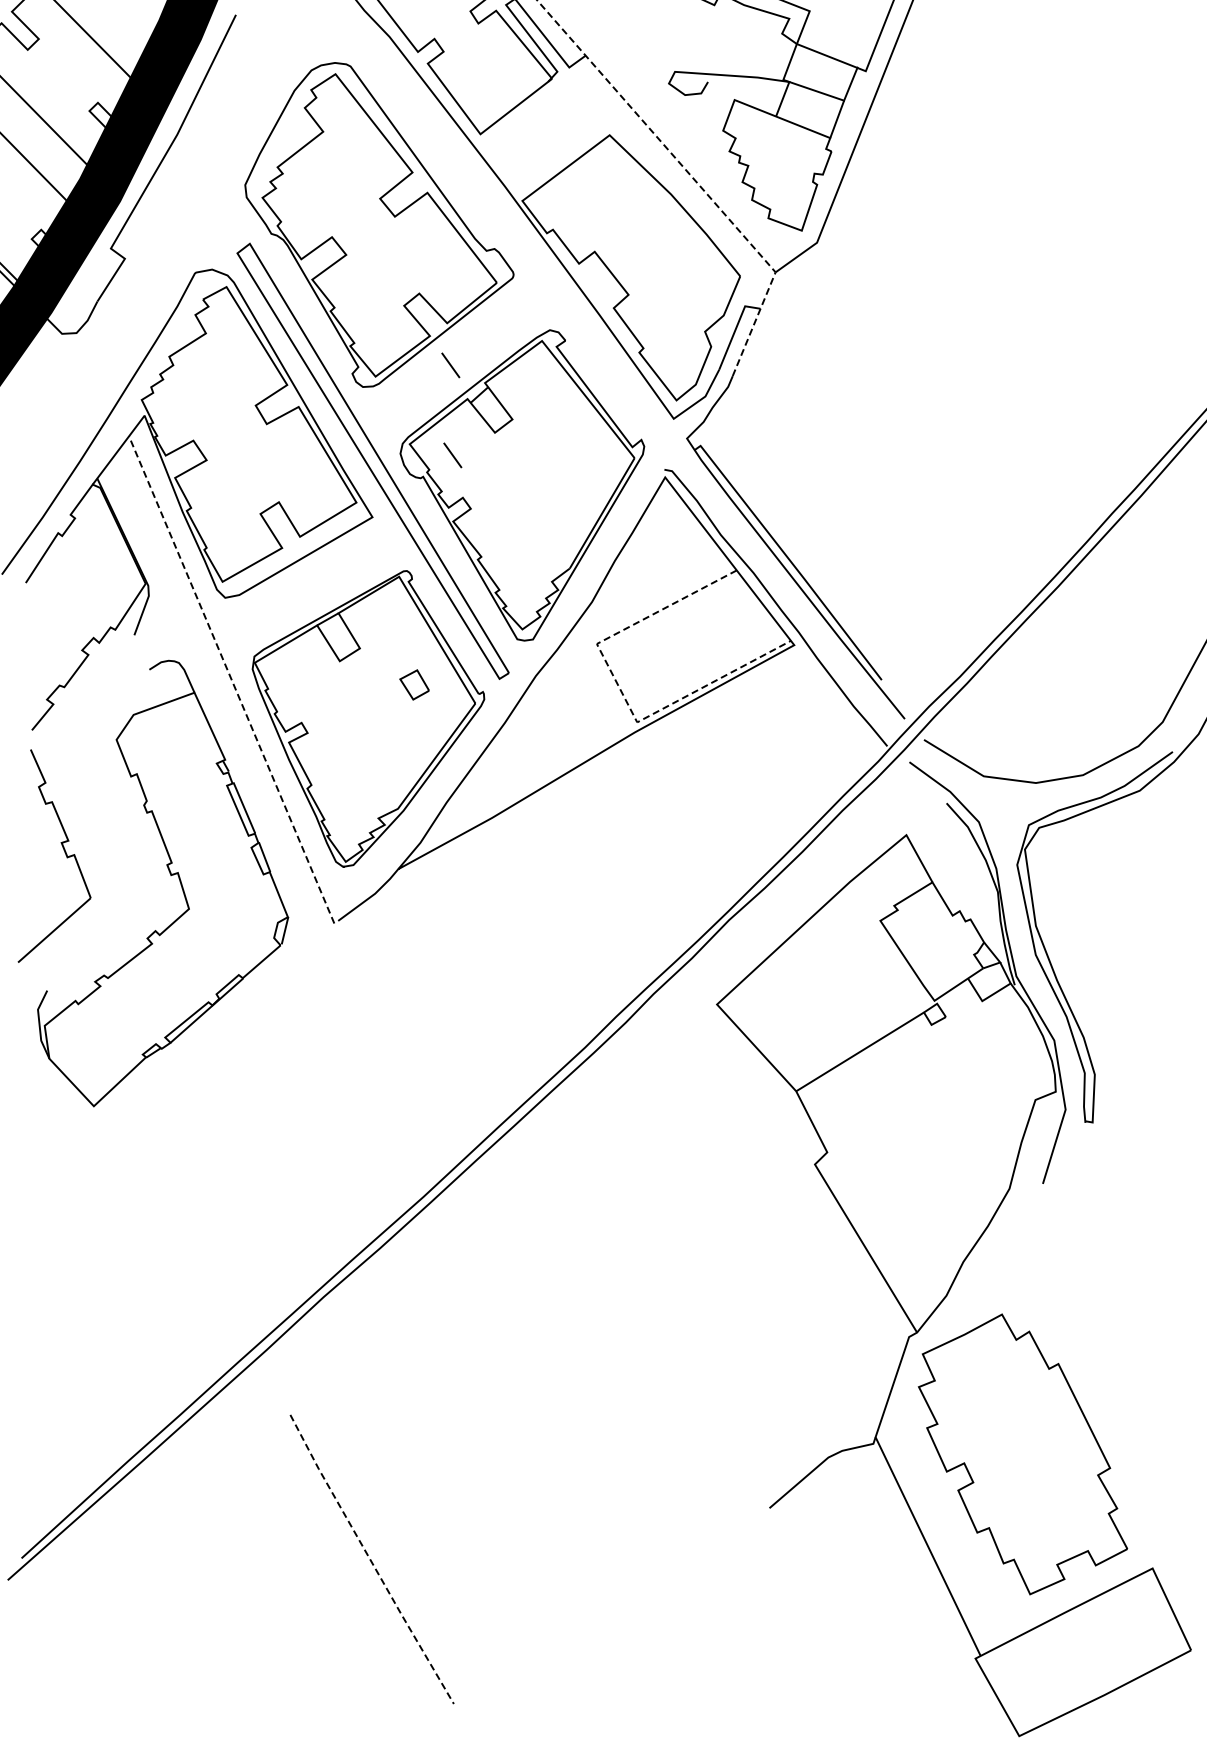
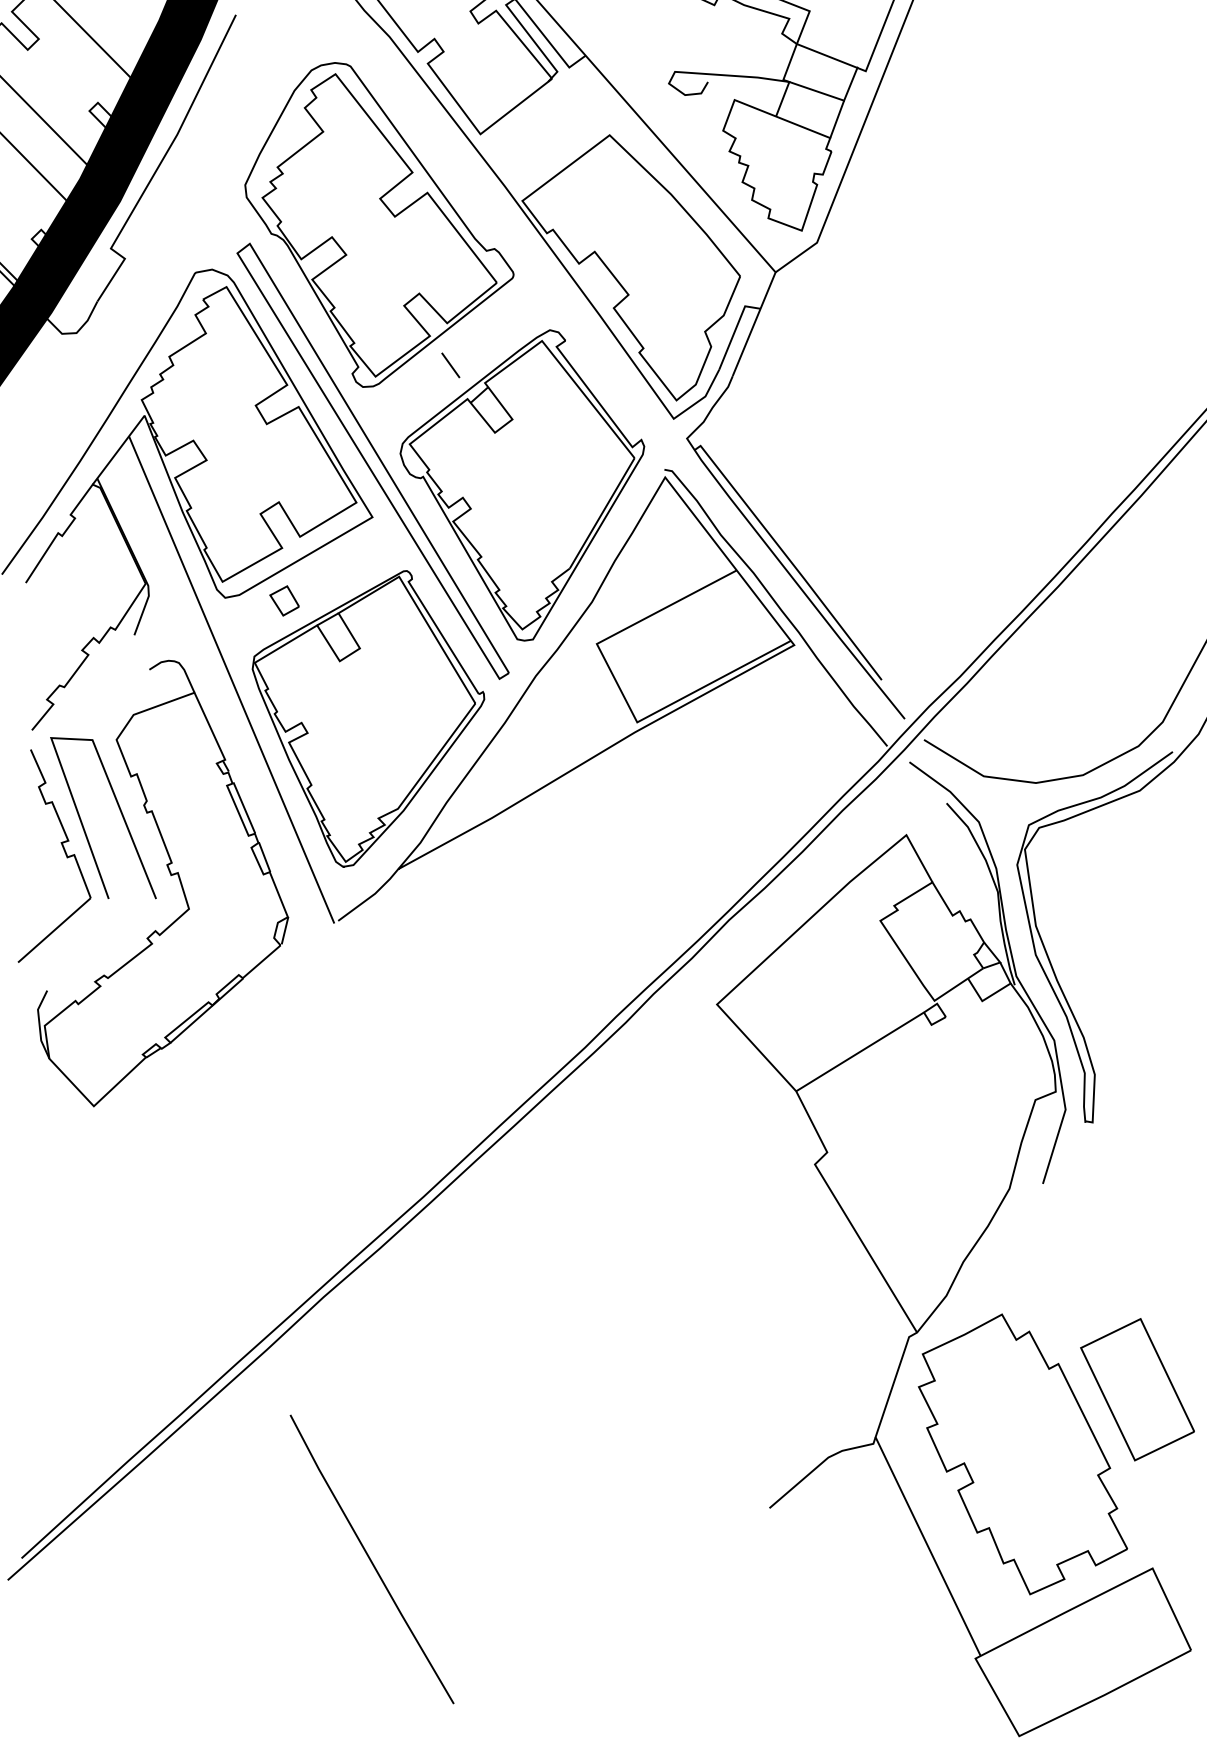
line: dashed -> solid (693, 179)
line: present -> none (452, 455)
line: dashed -> solid (231, 678)
part position: (414, 684) -> (284, 600) (284, 600)
line: dashed -> solid (620, 689)
line: none -> present (119, 810)
part: none -> present (1137, 1389)
line: dashed -> solid (370, 1560)
